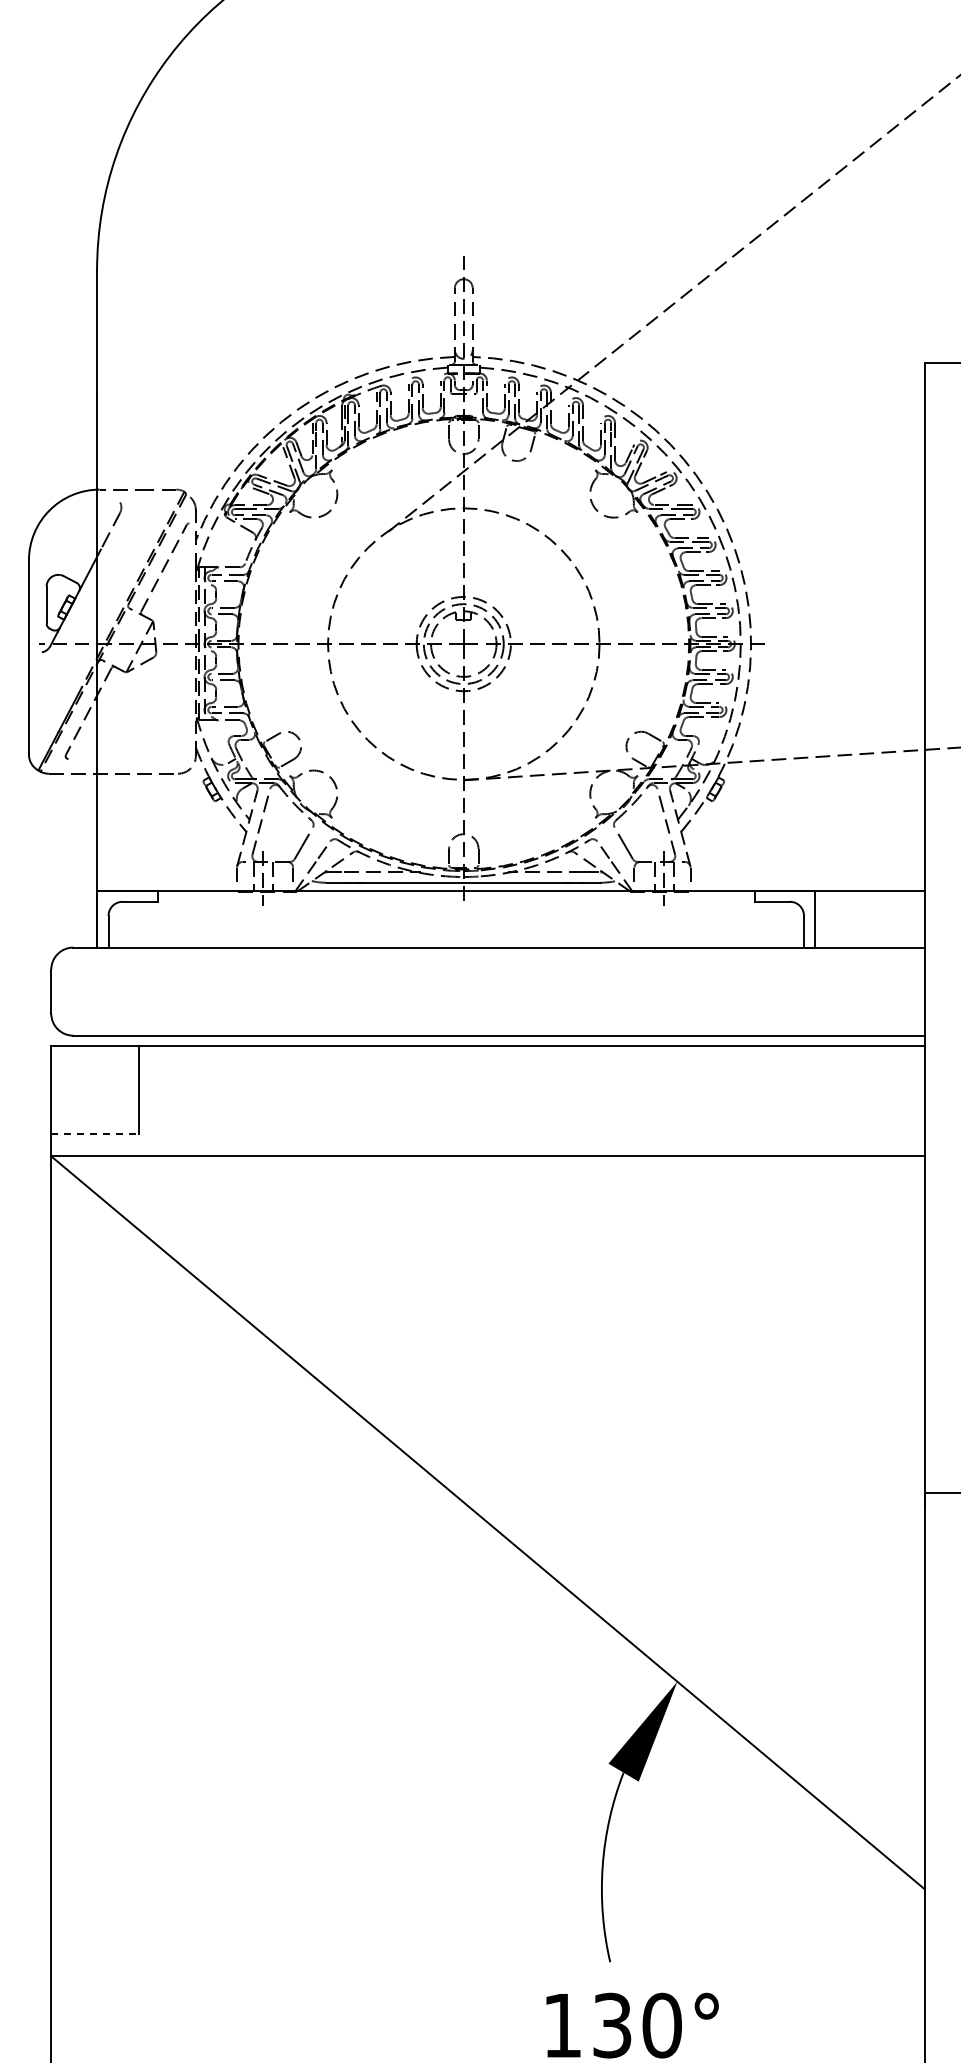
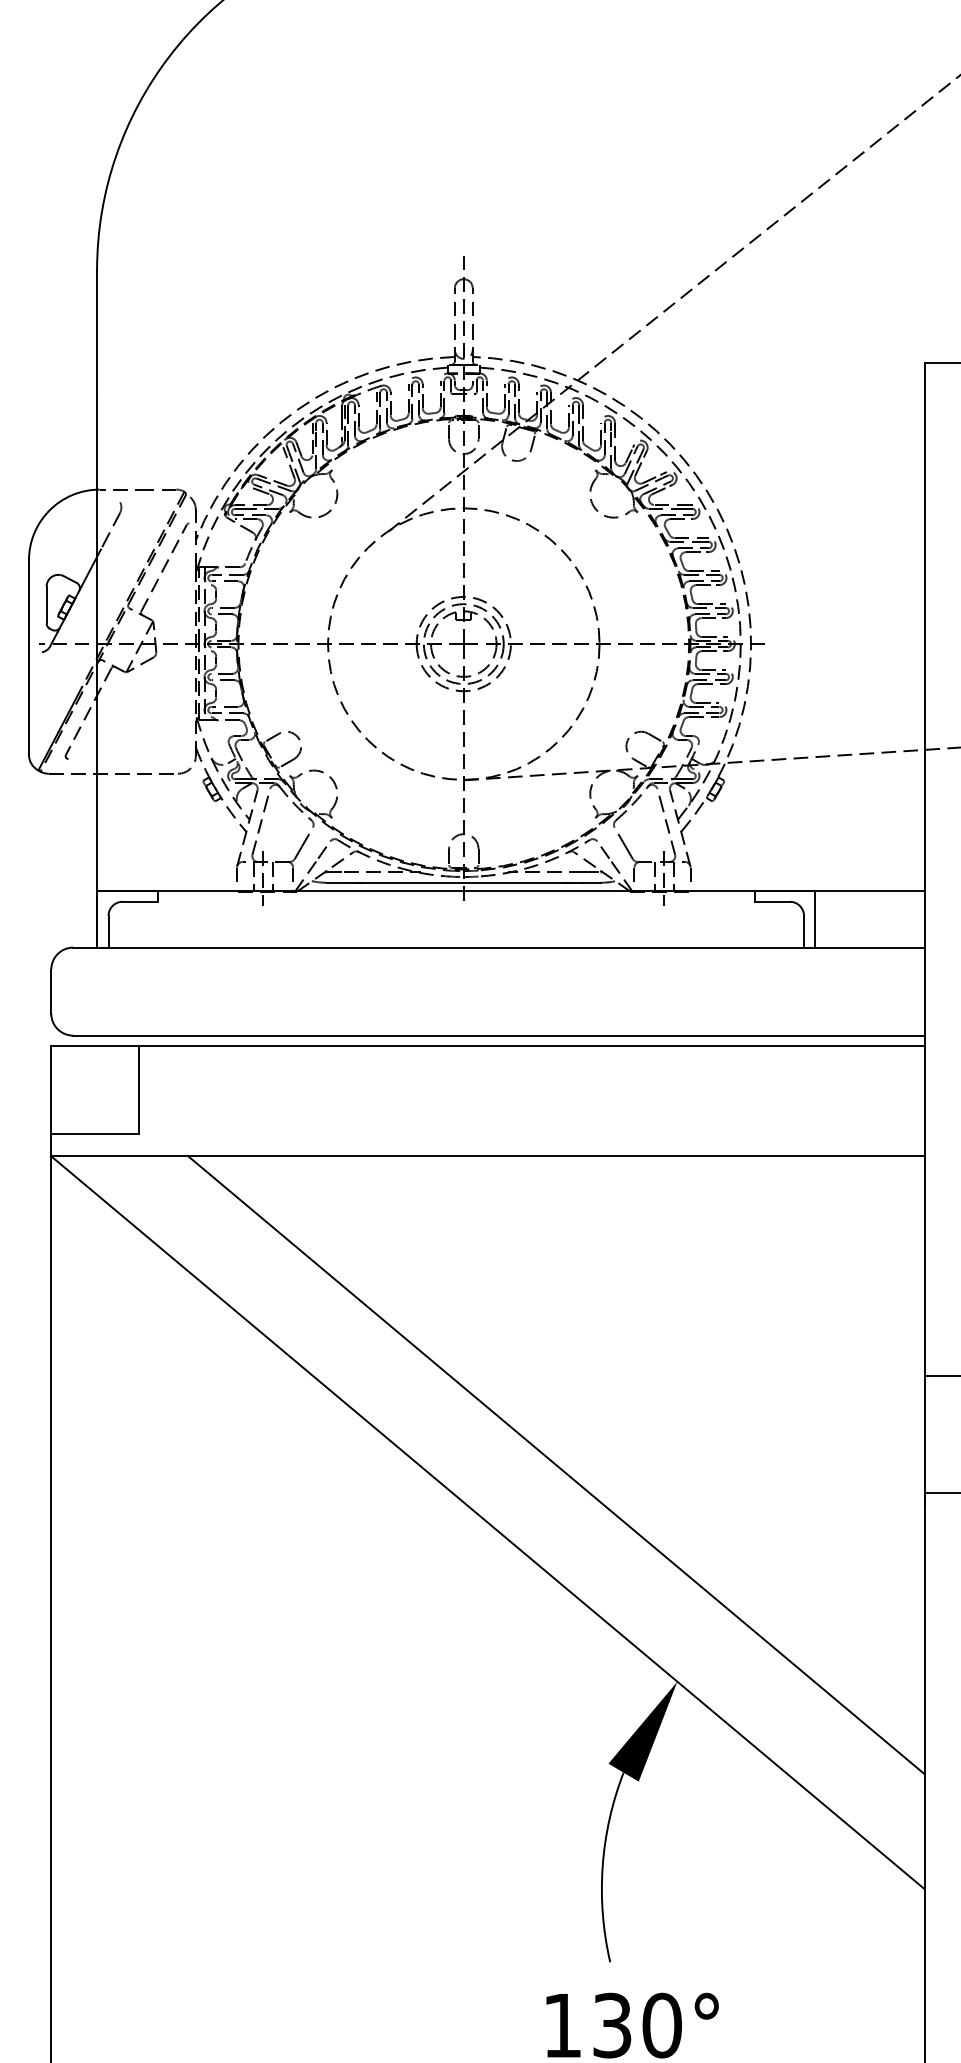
line: dashed -> solid (95, 1134)
line: none -> present (940, 1375)
line: none -> present (556, 1465)
